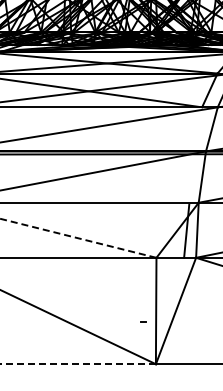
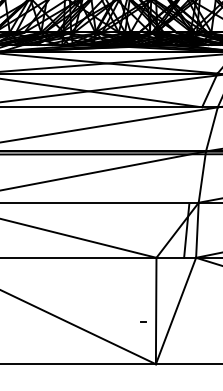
line: dashed -> solid (79, 238)
line: dashed -> solid (78, 364)
